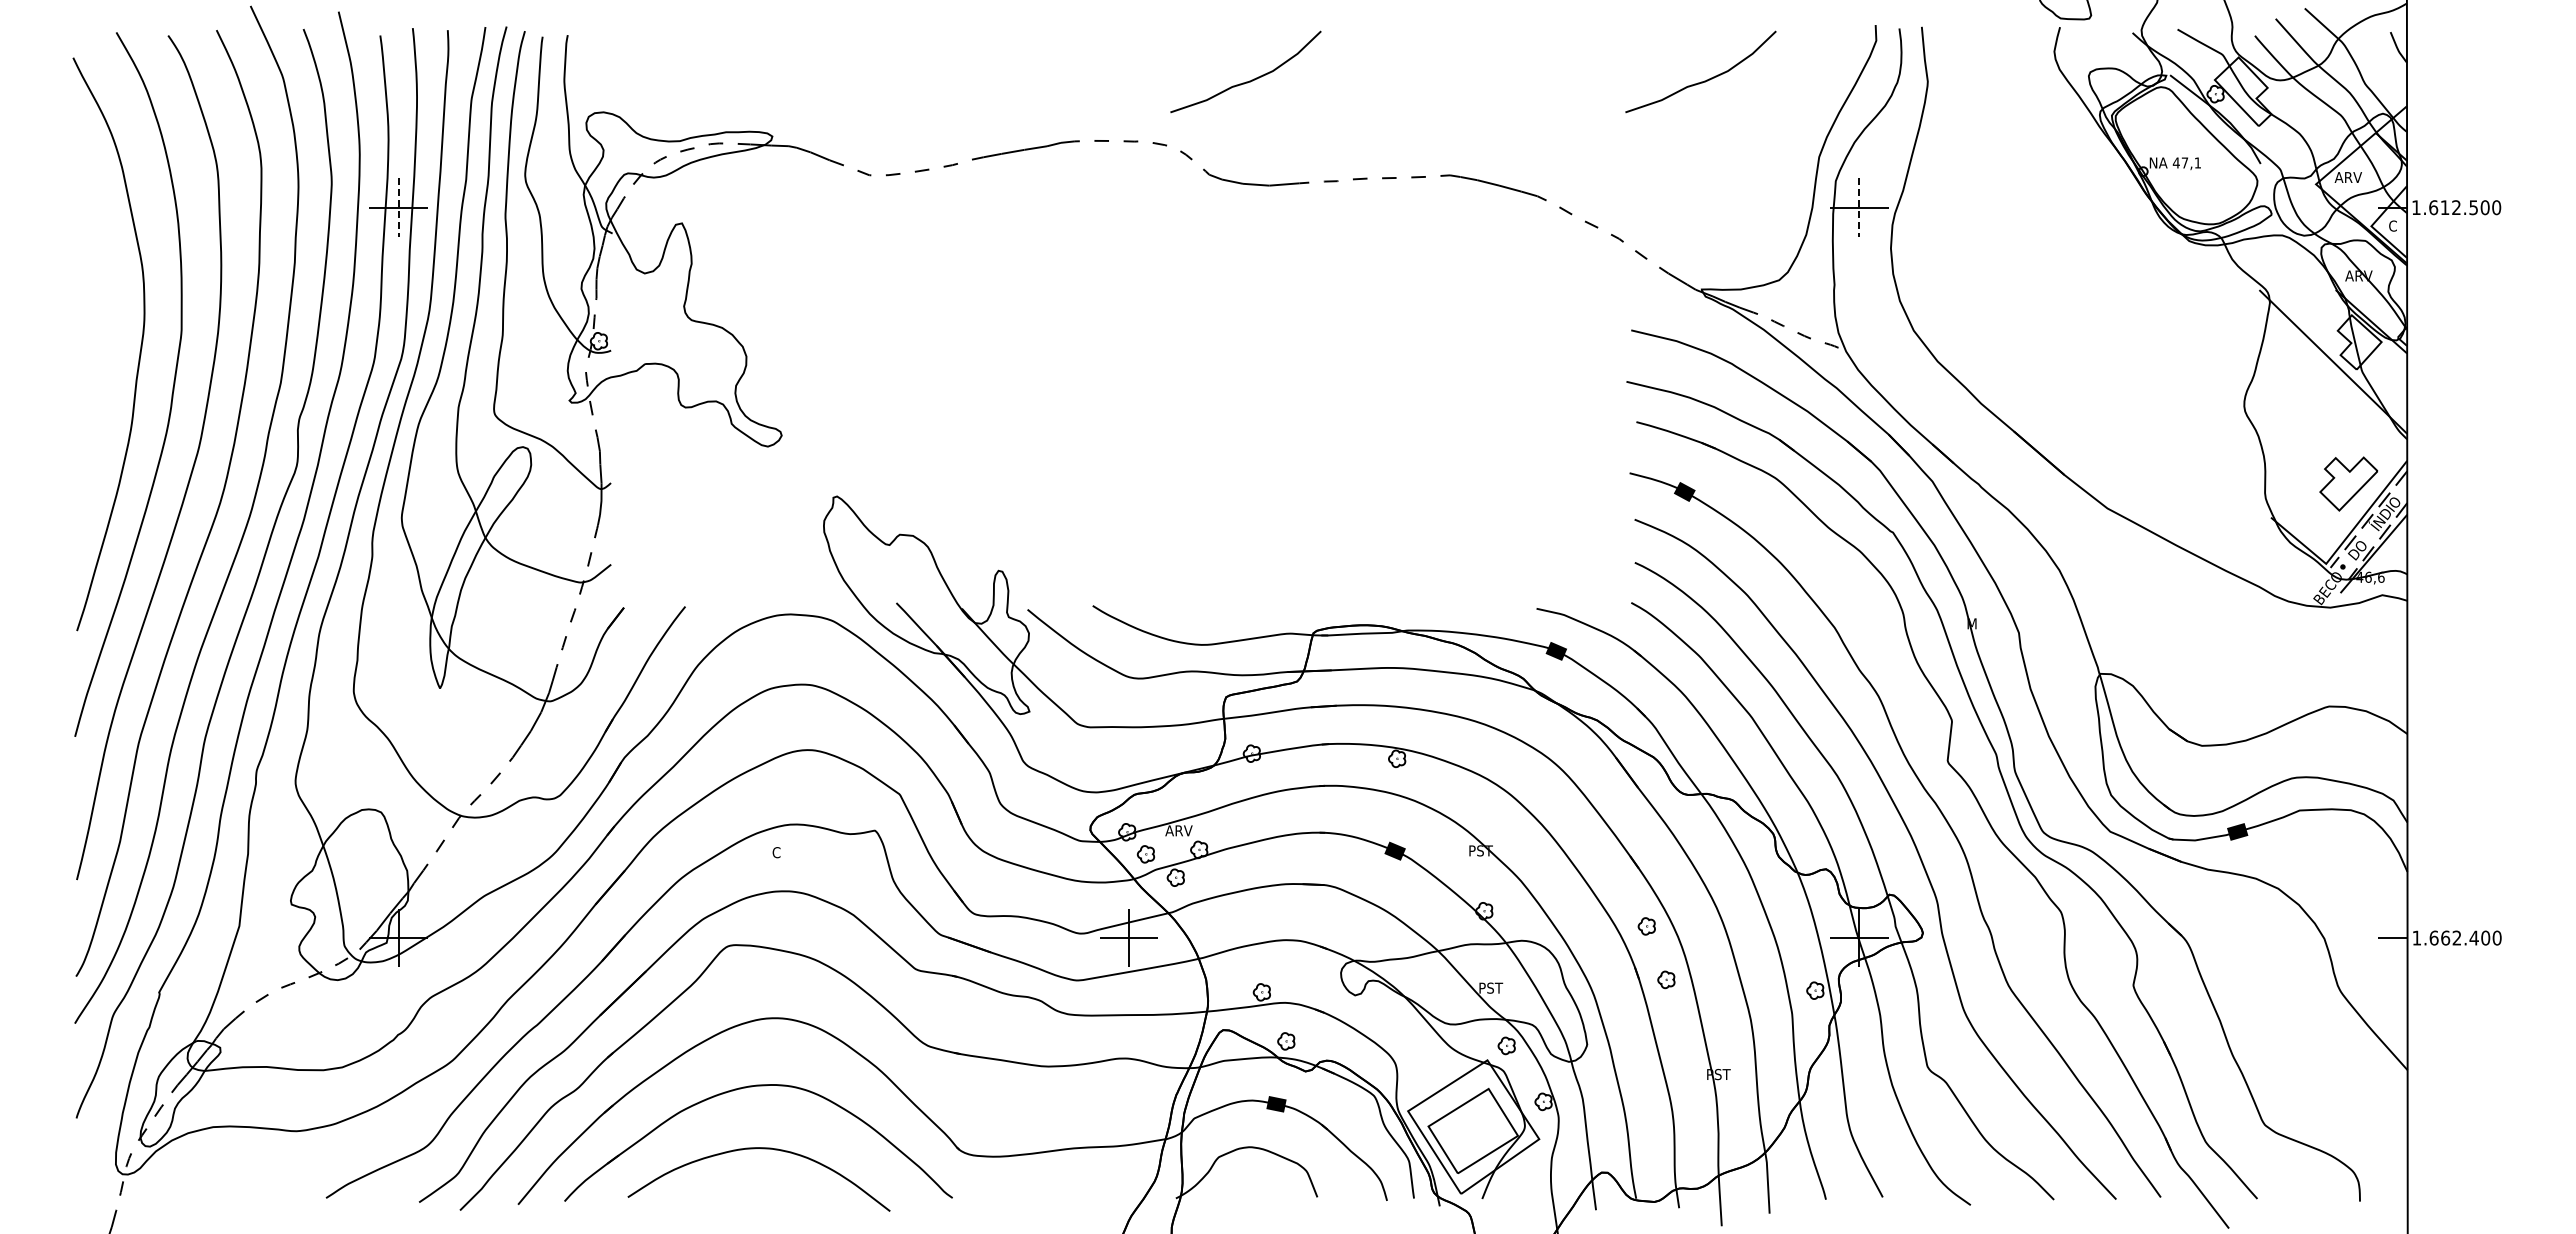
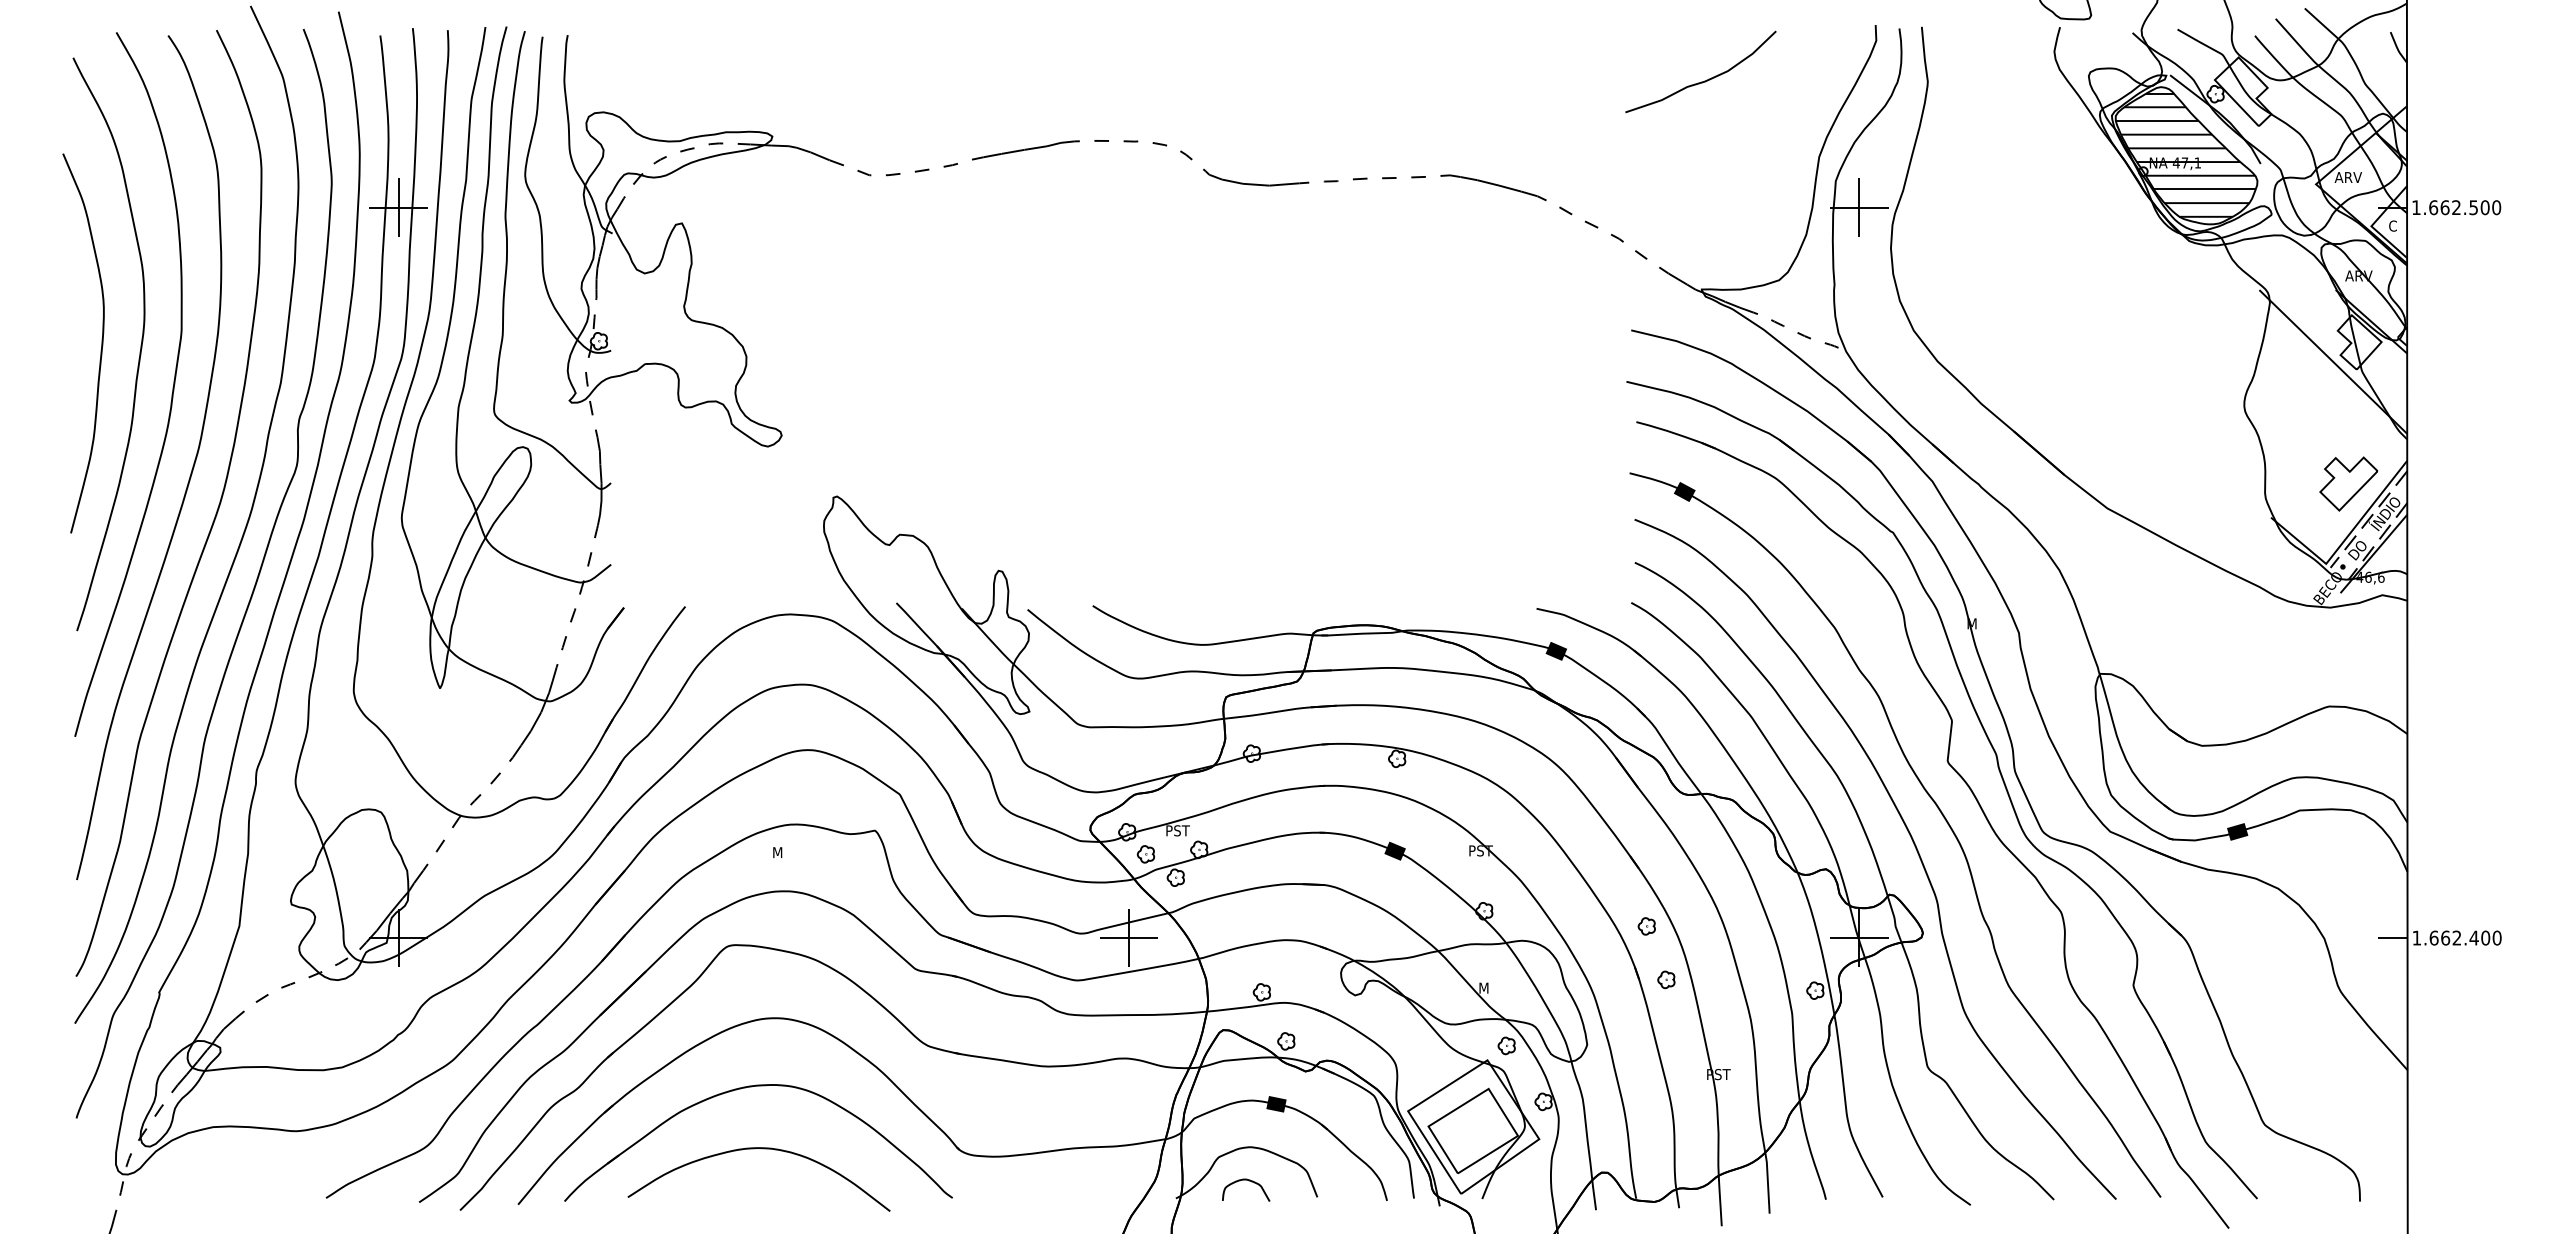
curve: present -> none (1249, 80)
hatch: none -> present (2185, 154)
text: 1.612.500 -> 1.662.500 (2444, 207)
line: dashed -> solid (398, 208)
line: dashed -> solid (1859, 208)
curve: none -> present (101, 343)
text: ARV -> PST (1178, 830)
text: C -> M (777, 852)
text: PST -> M (1491, 987)
curve: none -> present (1249, 1181)
